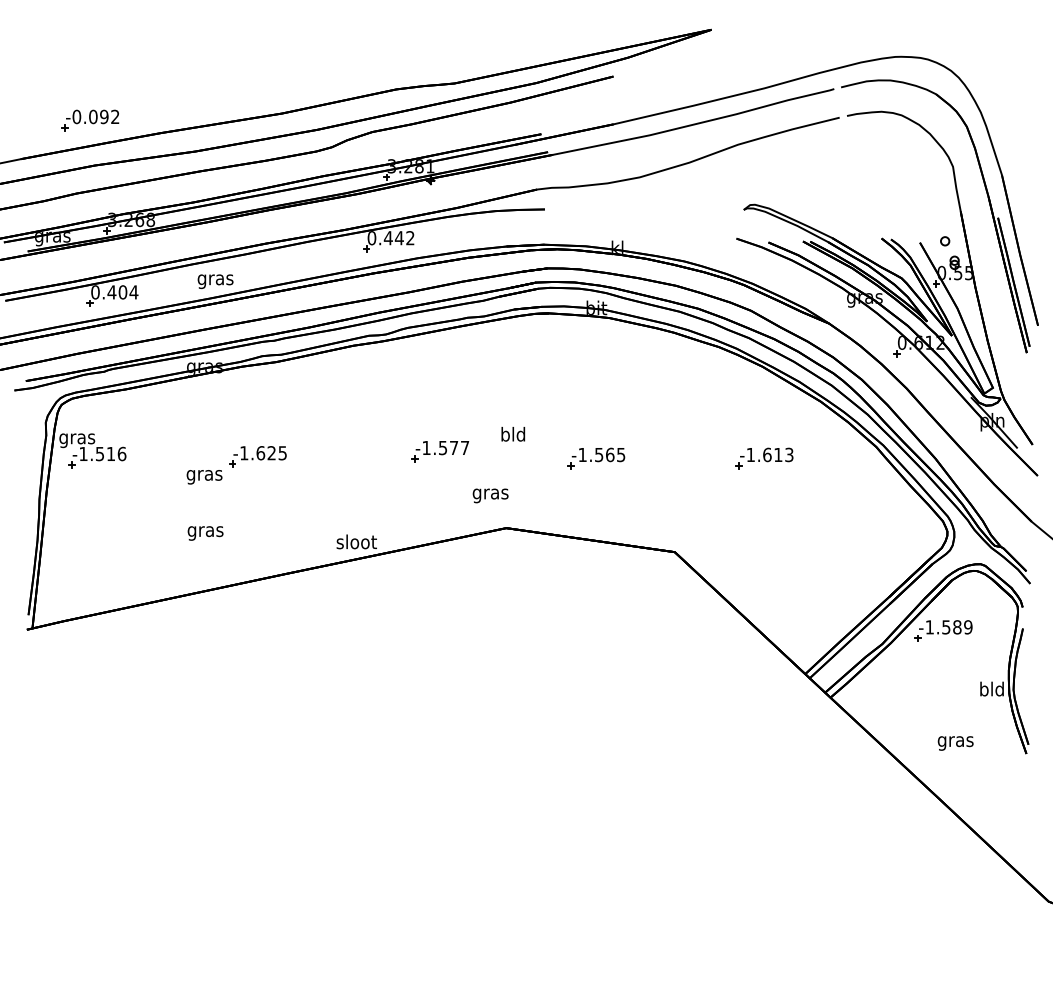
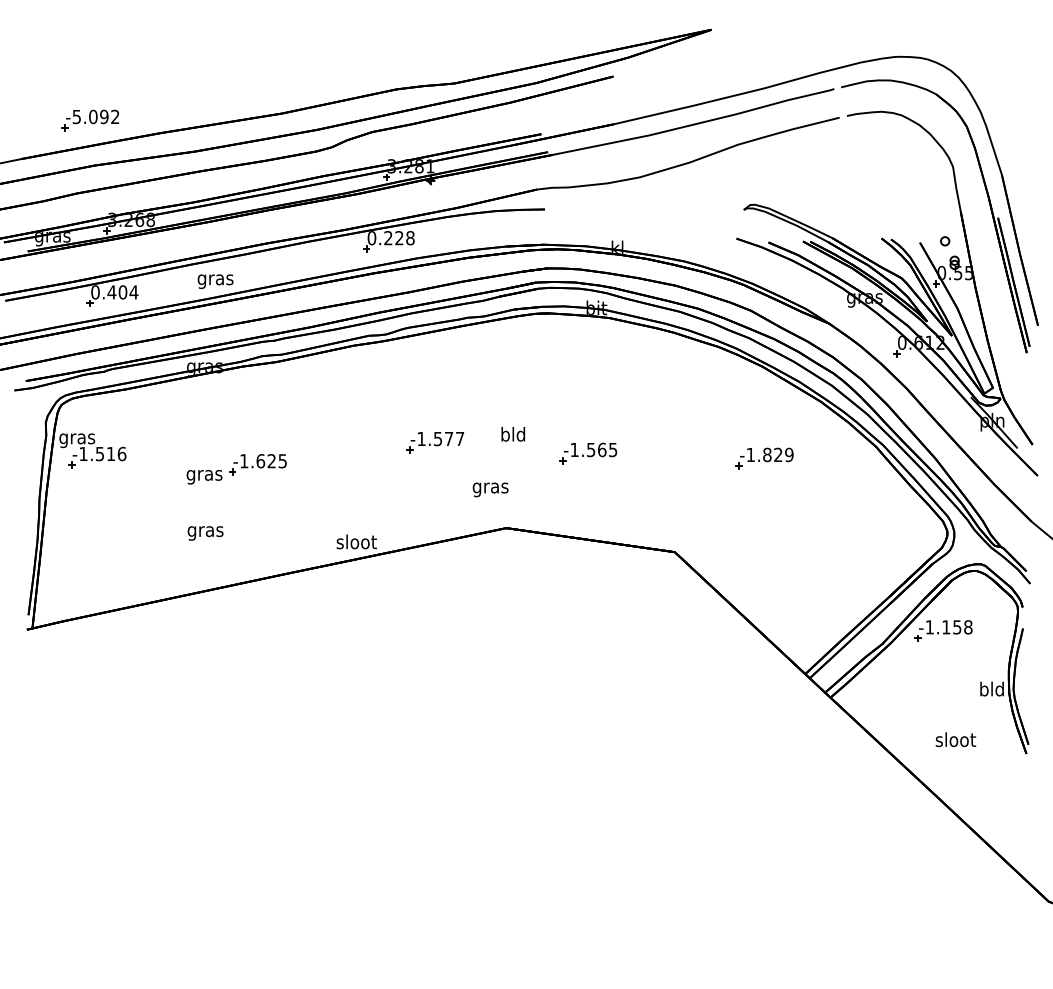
text: -0.092 -> -5.092 (76, 116)
text: 0.442 -> 0.228 (398, 238)
part position: (440, 451) -> (435, 442) (435, 442)
text: -1.613 -> -1.829 (778, 454)
part position: (257, 456) -> (257, 464) (257, 464)
part position: (596, 458) -> (588, 453) (588, 453)
text position: (490, 495) -> (490, 489) (490, 489)
text: -1.589 -> -1.158 (957, 627)
text: gras -> sloot (955, 741)
